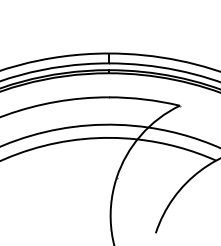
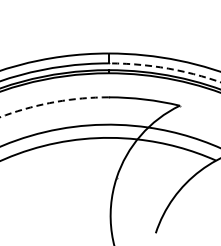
arc: solid -> dashed (164, 68)
arc: solid -> dashed (53, 102)
